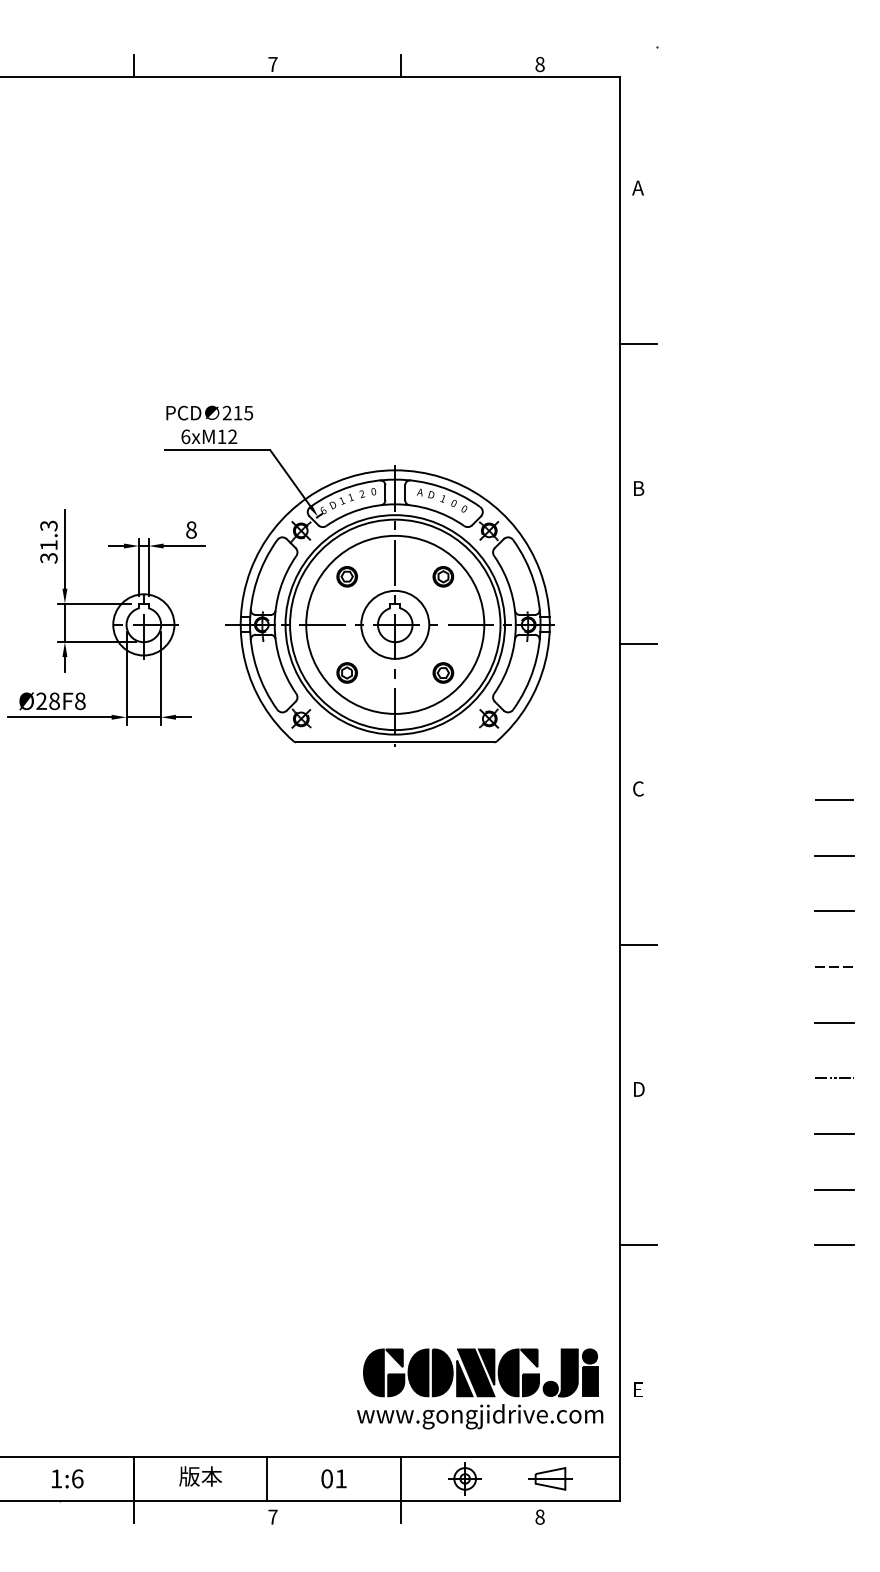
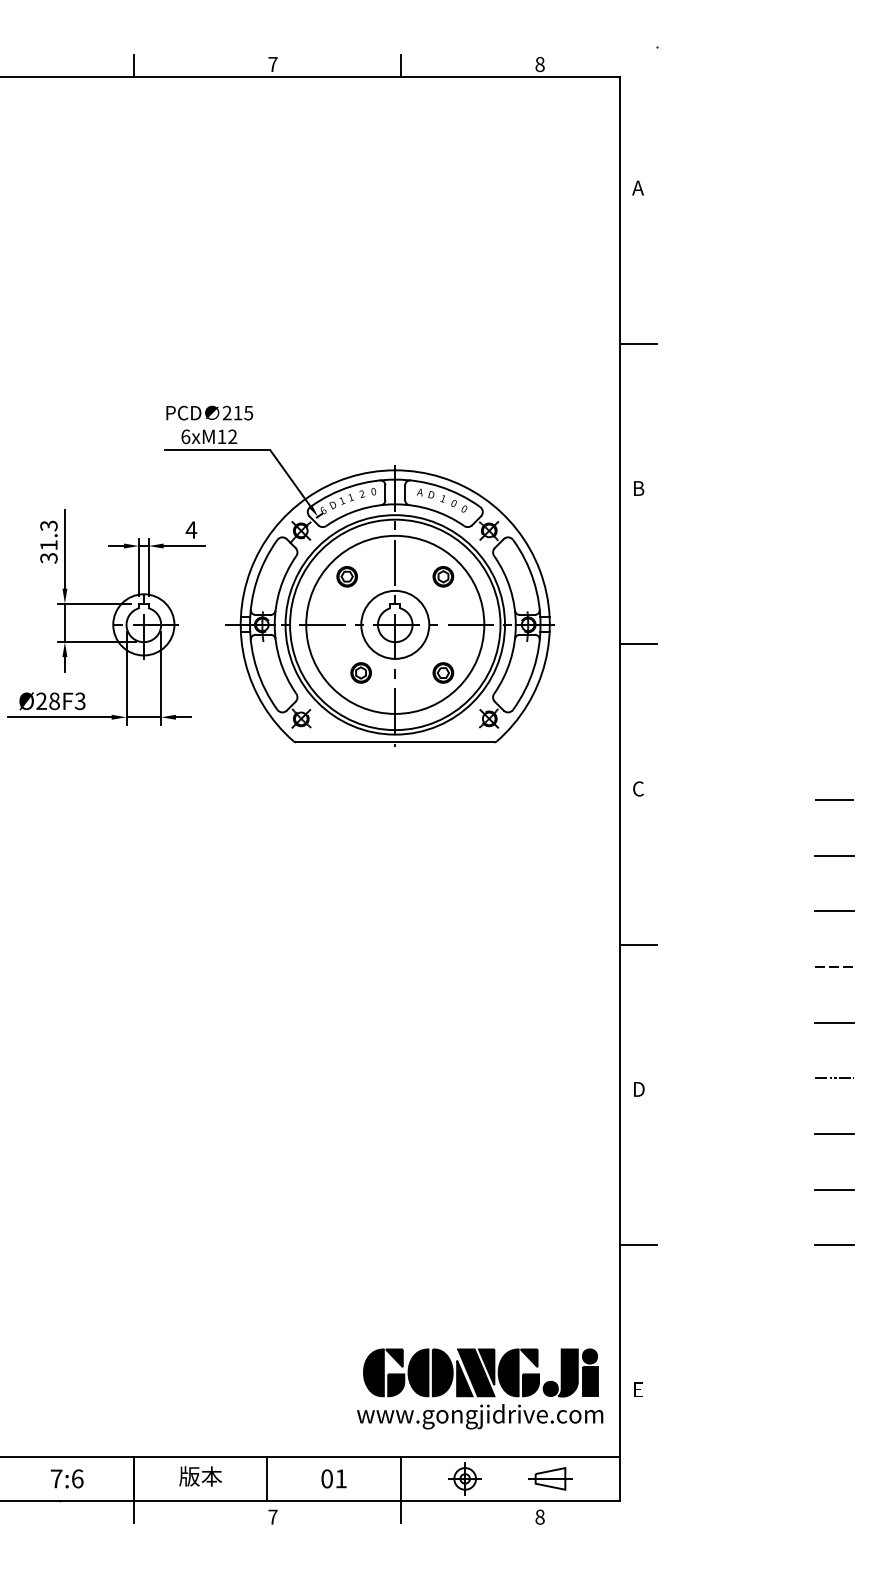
text: 8 -> 4 (191, 529)
part position: (346, 672) -> (360, 672) (360, 672)
text: Ø28F8 -> Ø28F3 (79, 700)
text: 1:6 -> 7:6 (56, 1478)
